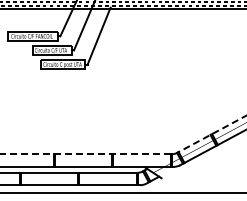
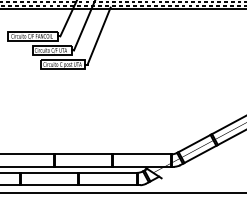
line: dashed -> solid (211, 134)
line: dashed -> solid (85, 154)
